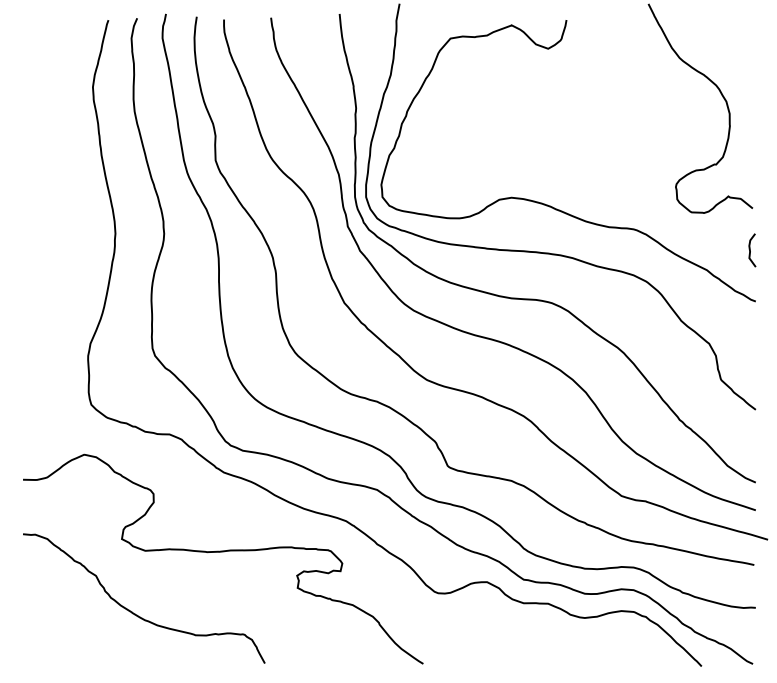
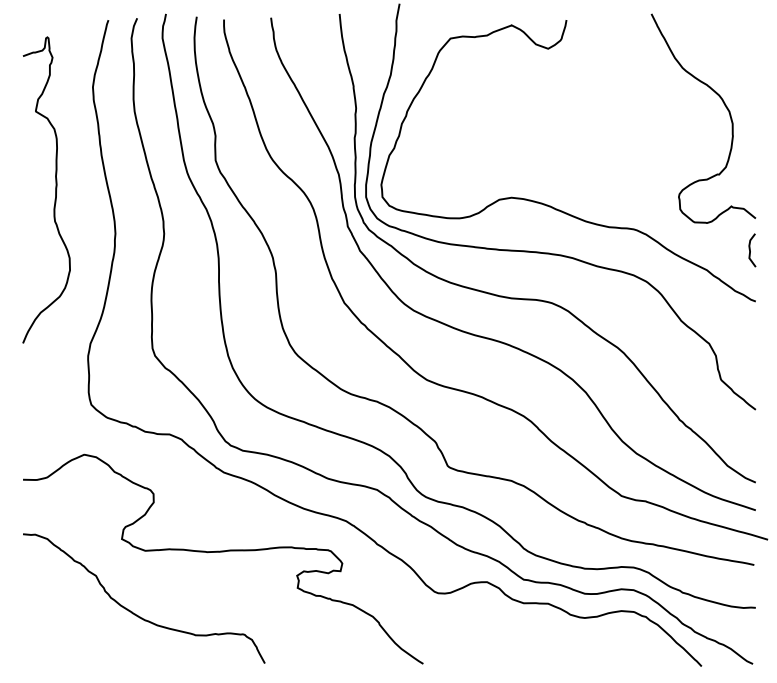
curve position: (722, 97) -> (725, 107) (725, 107)
curve: none -> present (55, 189)
